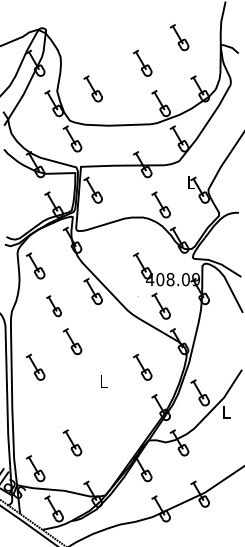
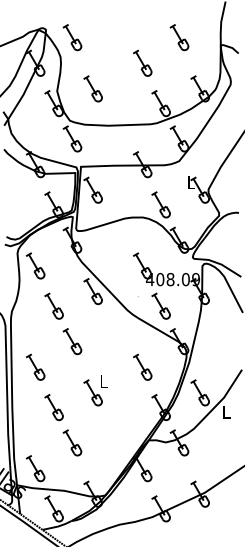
part: none -> present (72, 37)
part size: 17x23 px -> 20x28 px (53, 305)
part: none -> present (92, 392)
part: none -> present (53, 407)
